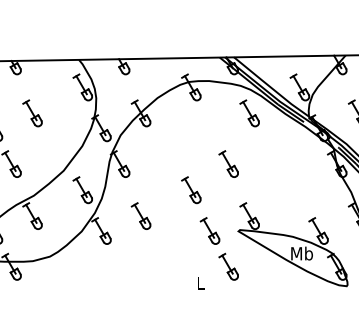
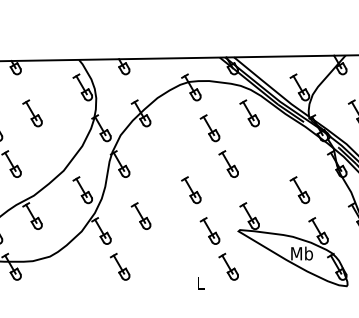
part: none -> present (209, 128)
part: none -> present (299, 190)
part: none -> present (120, 266)
